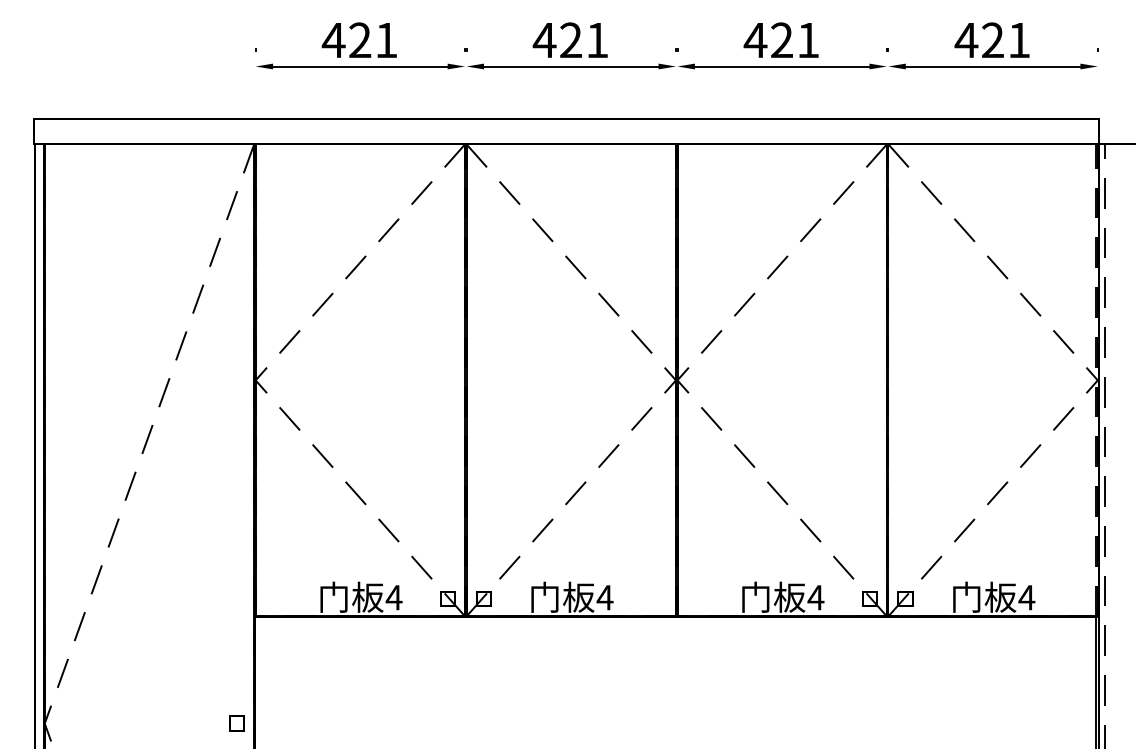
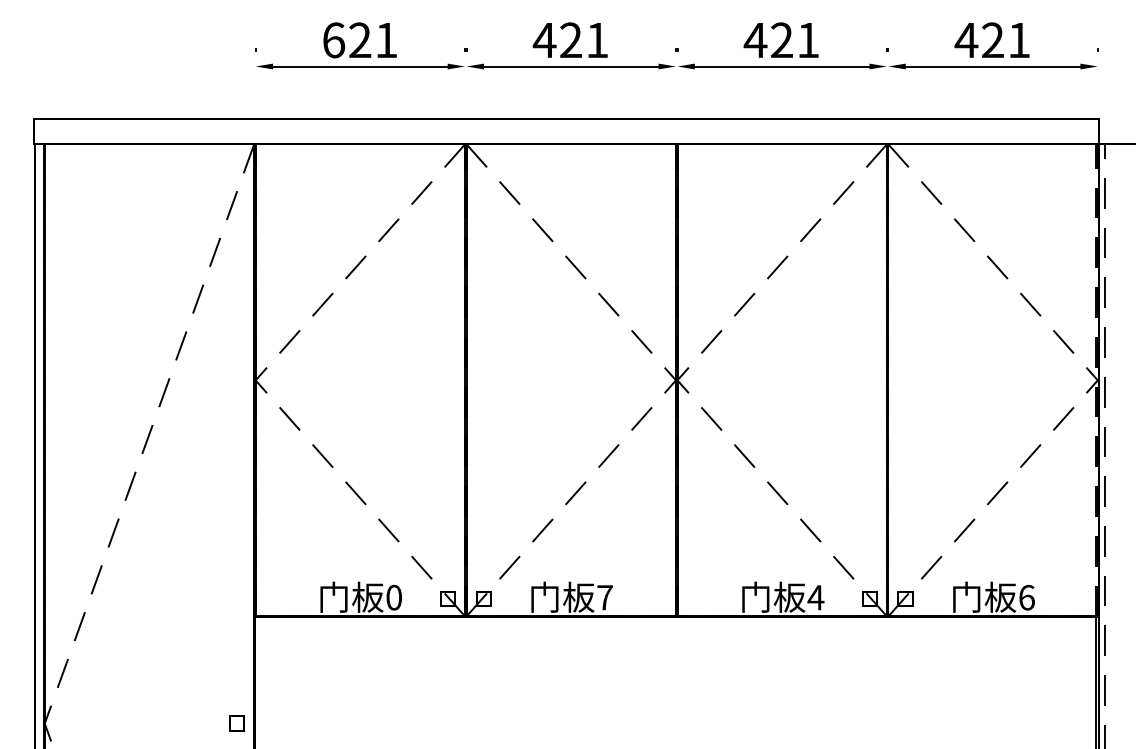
text: 421 -> 621 (333, 40)
text: 4 -> 0 (393, 597)
text: 4 -> 7 (604, 597)
text: 4 -> 6 (1026, 597)
